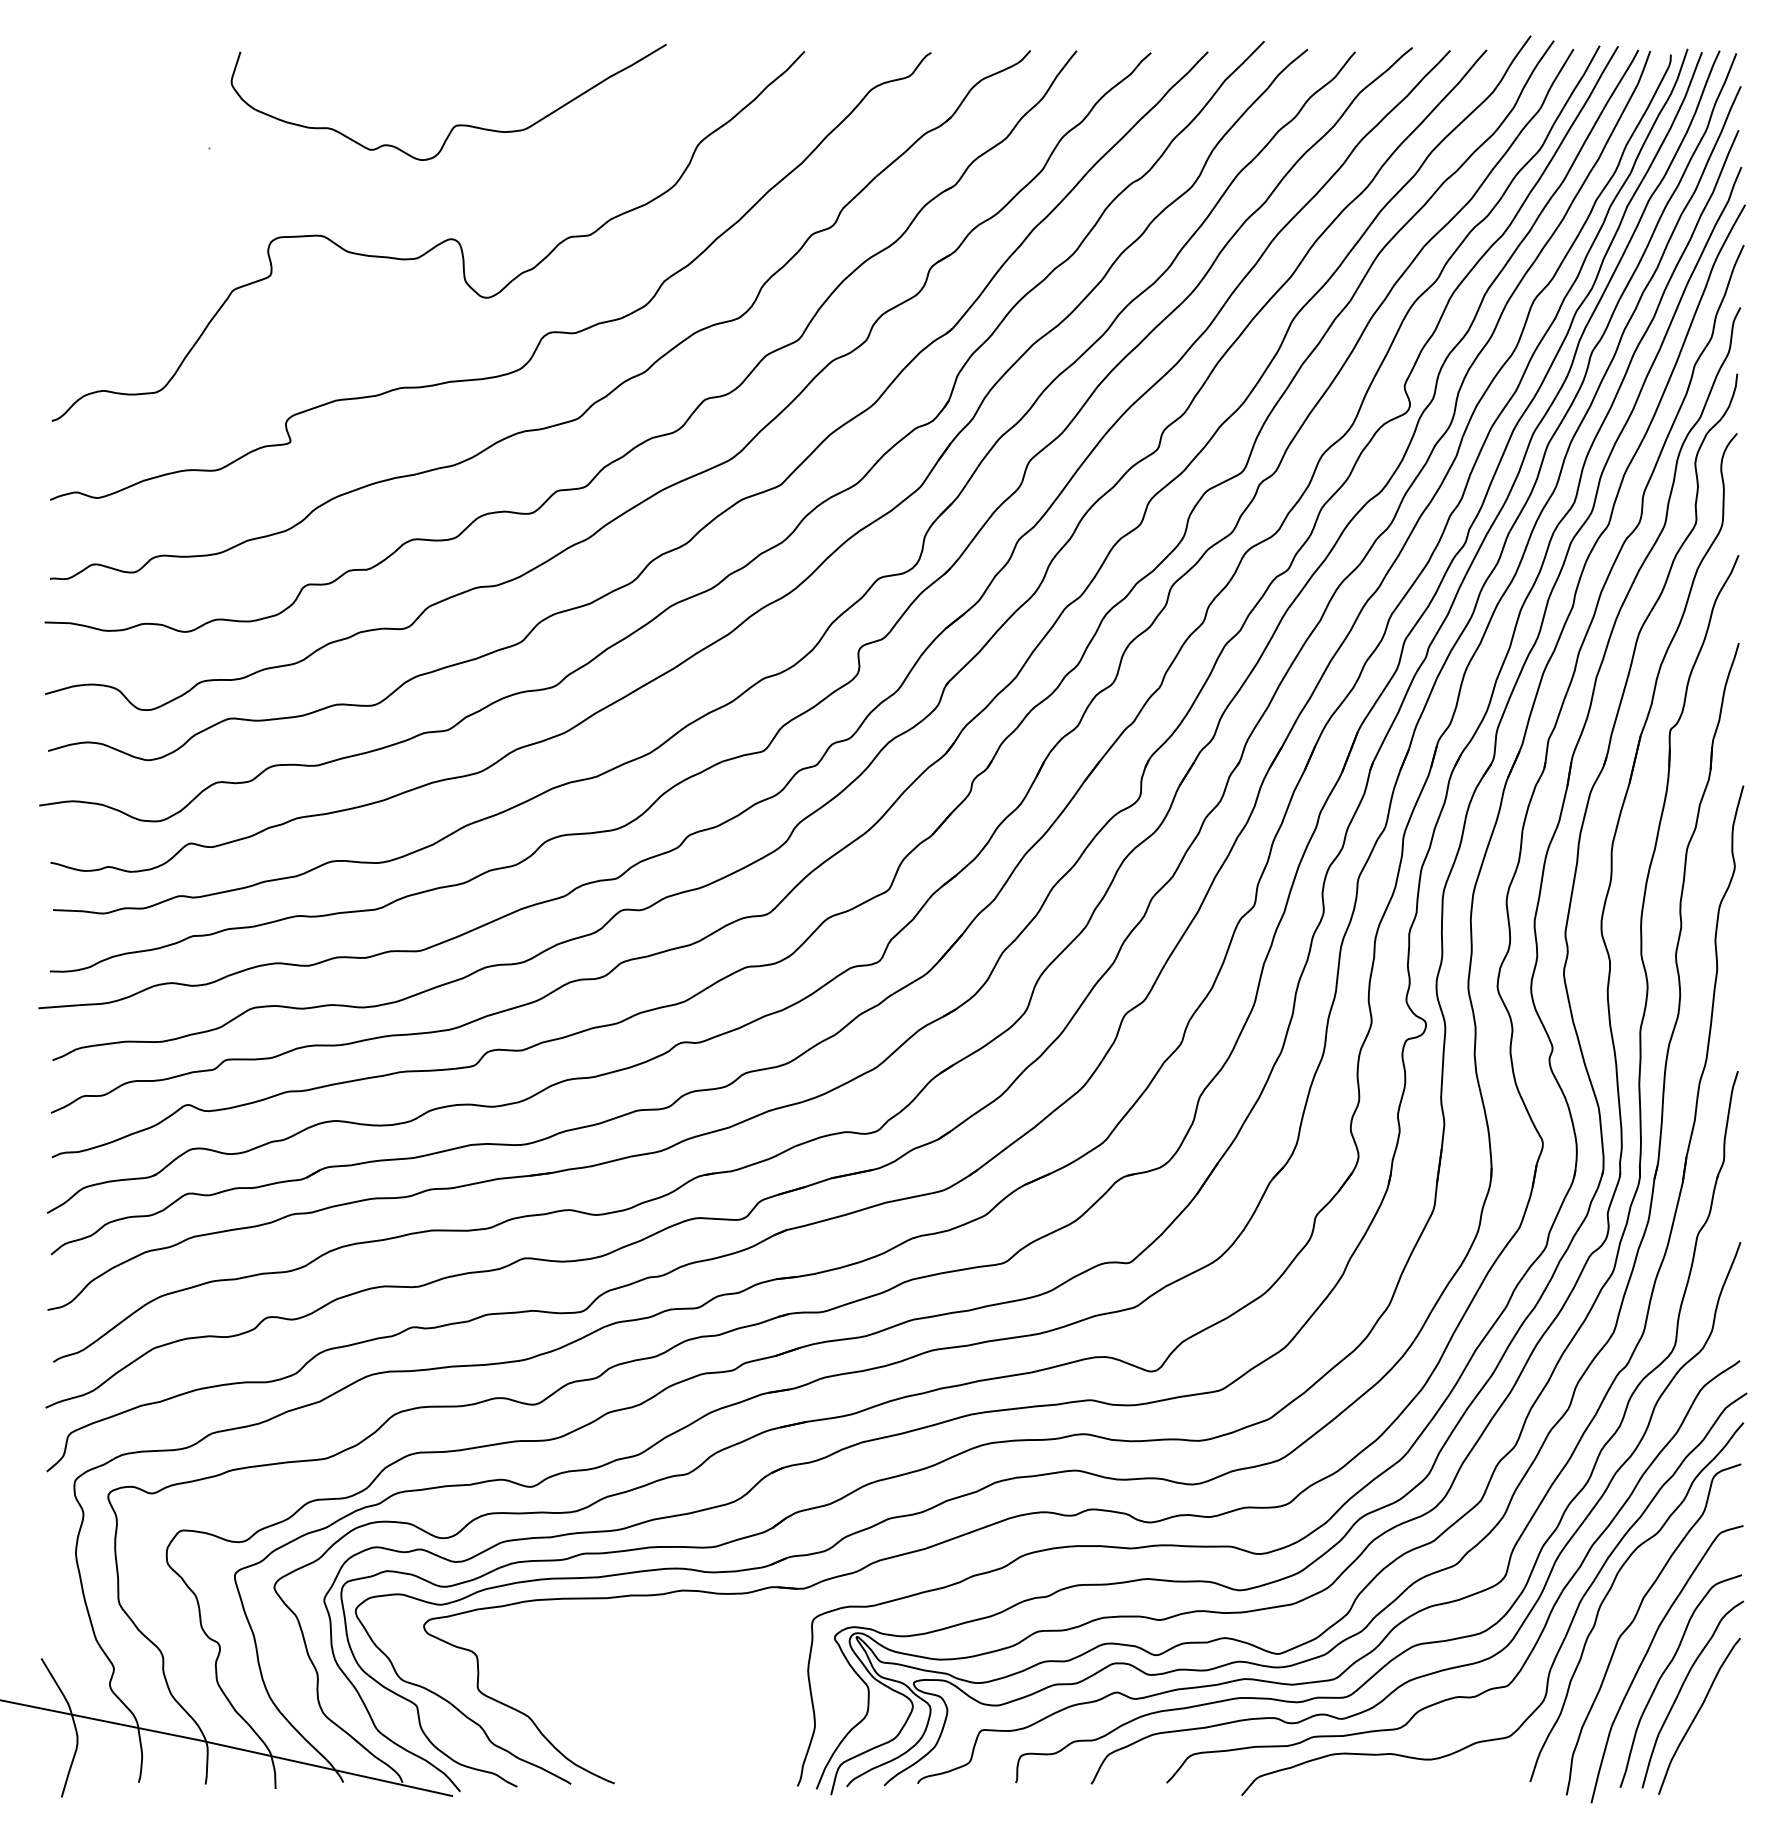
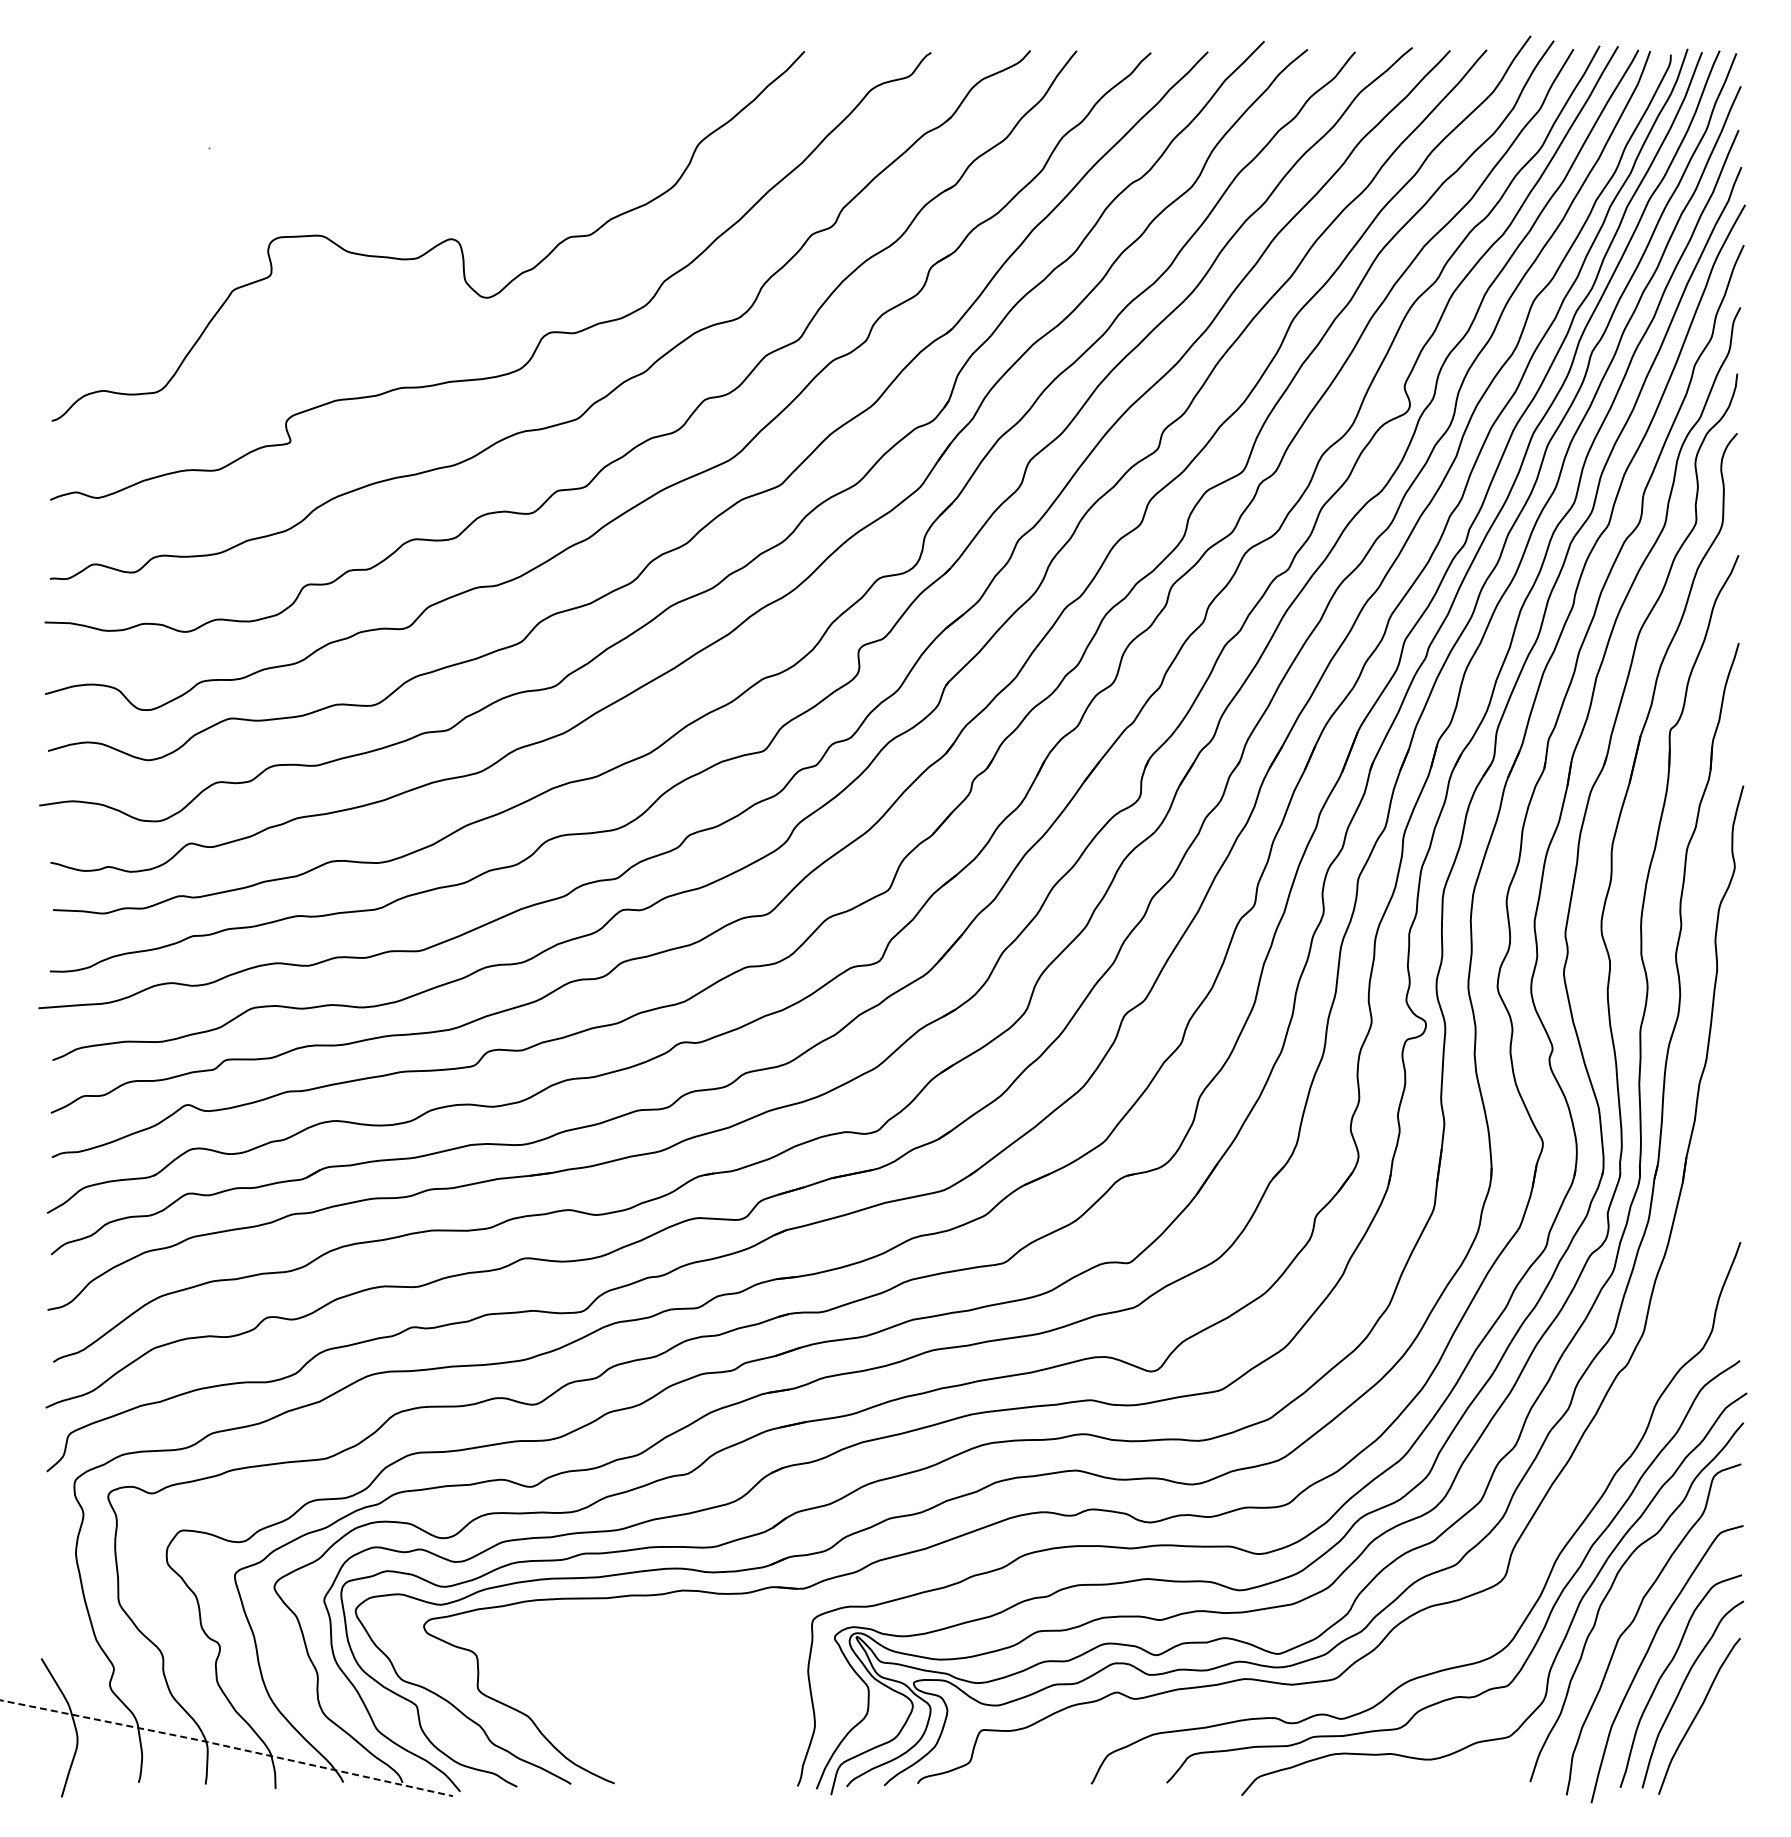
curve: present -> none (456, 124)
part: present -> none (1543, 1543)
line: solid -> dashed (227, 1746)
